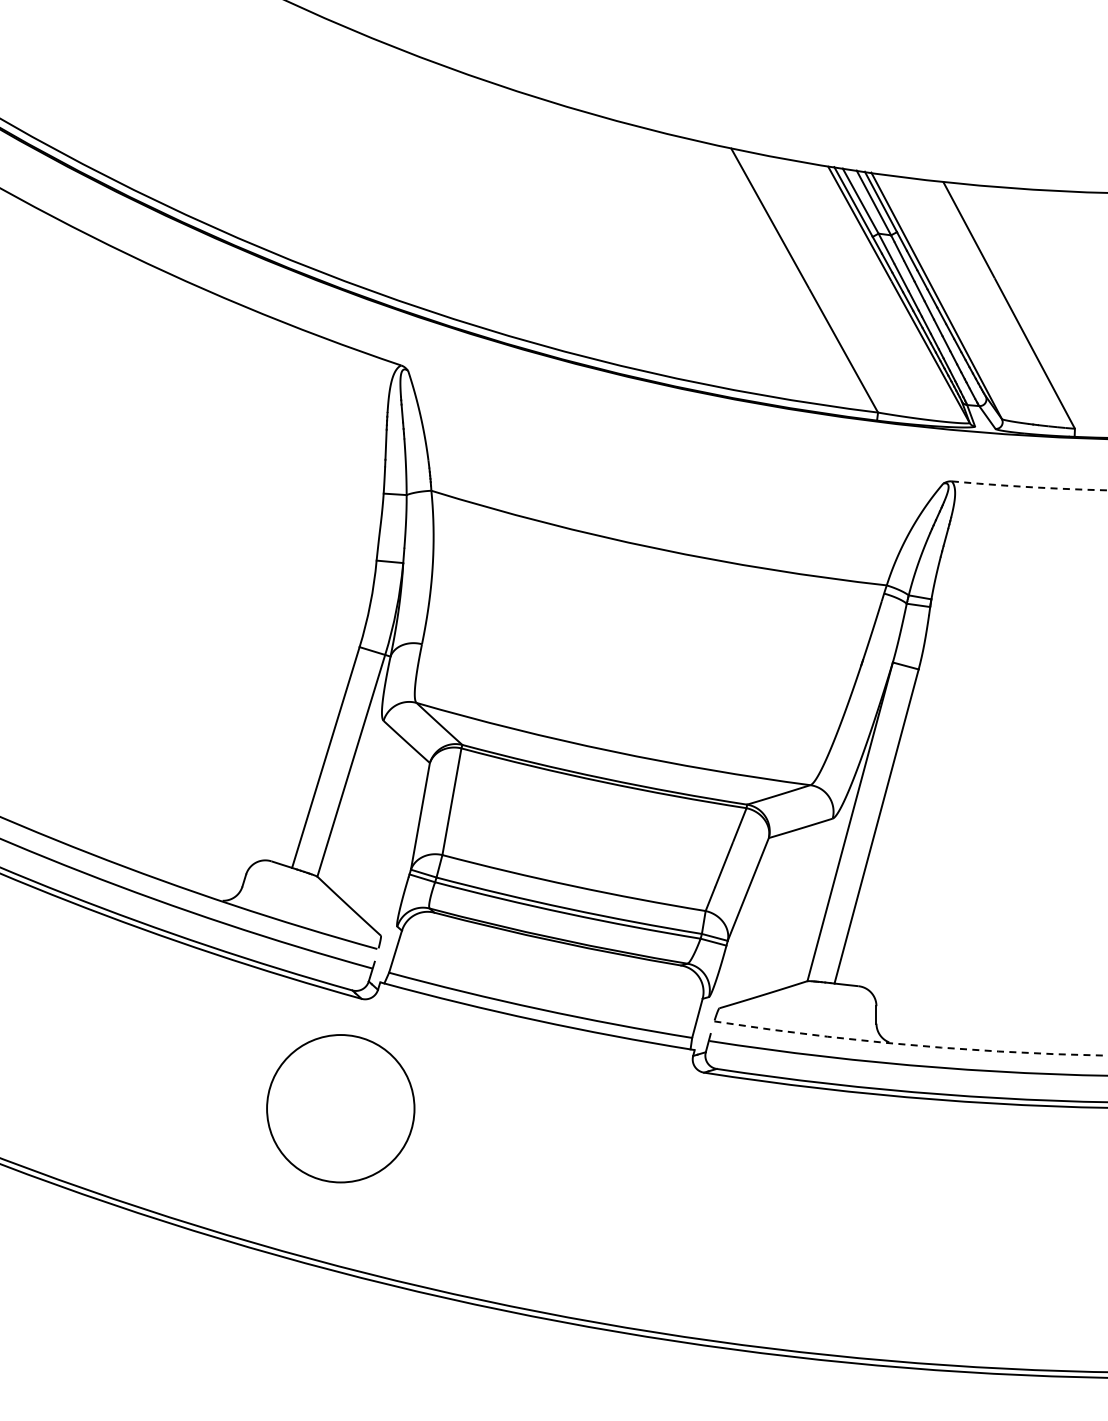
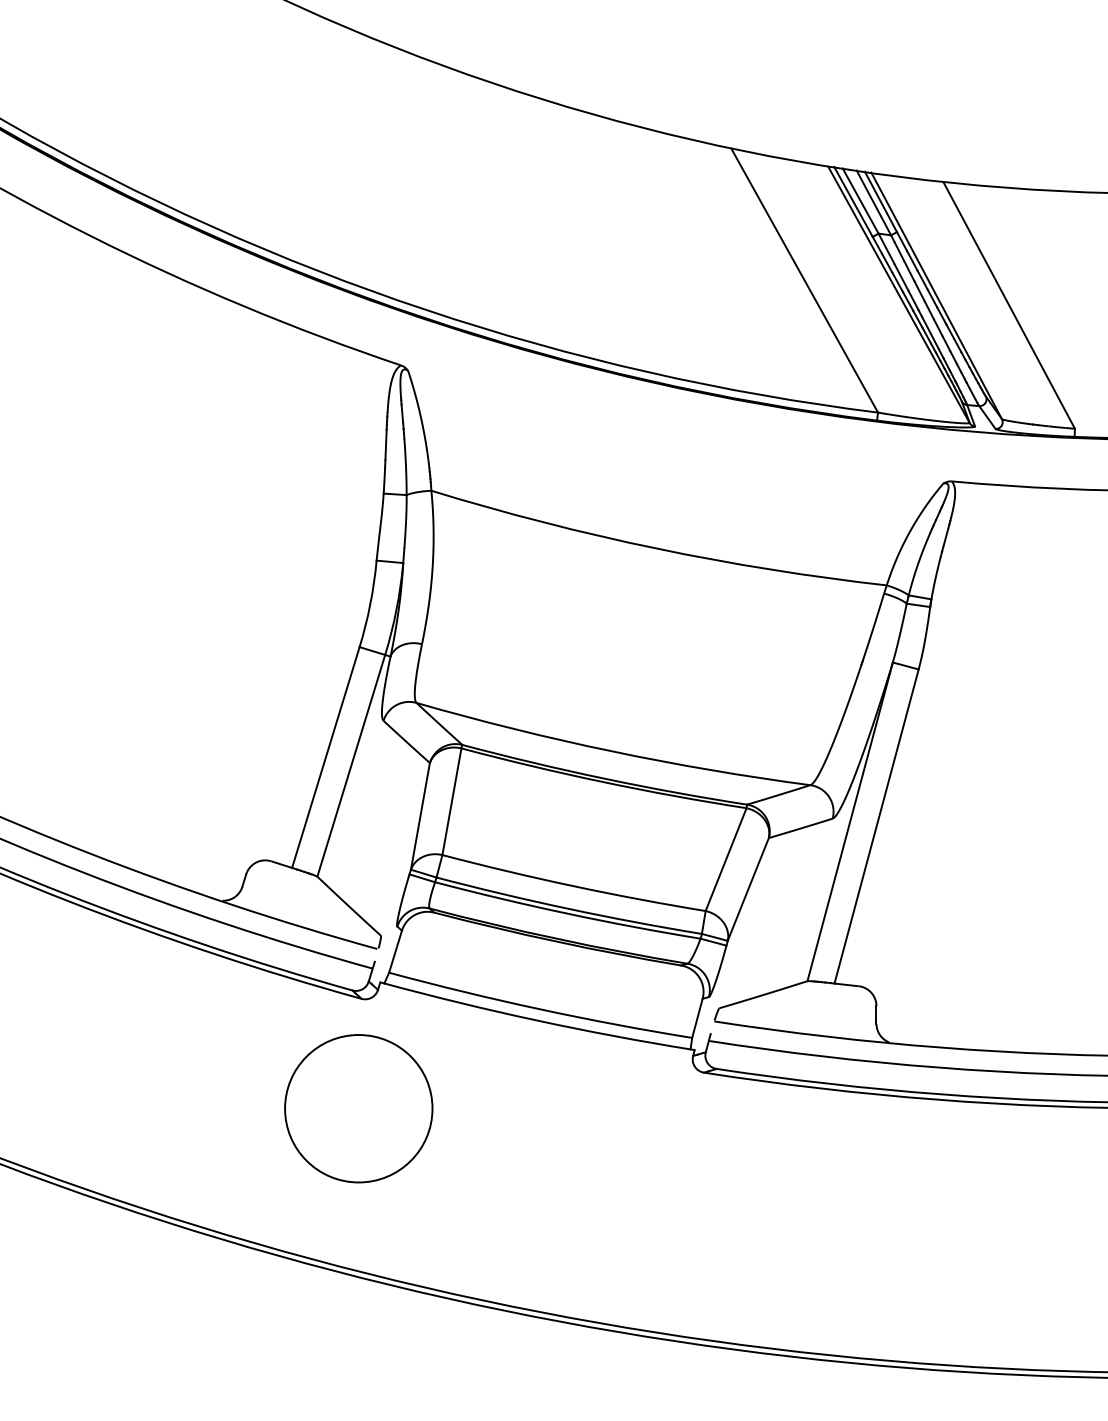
arc: dashed -> solid (1030, 487)
arc: dashed -> solid (910, 1045)
circle position: (340, 1108) -> (358, 1108) (358, 1108)
